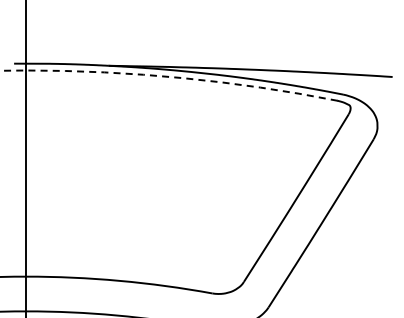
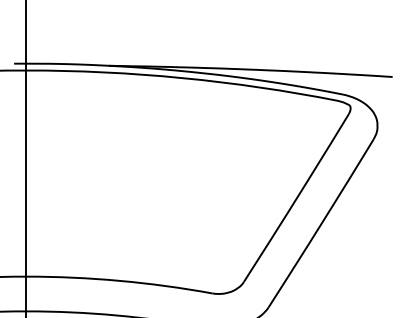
arc: dashed -> solid (169, 76)
